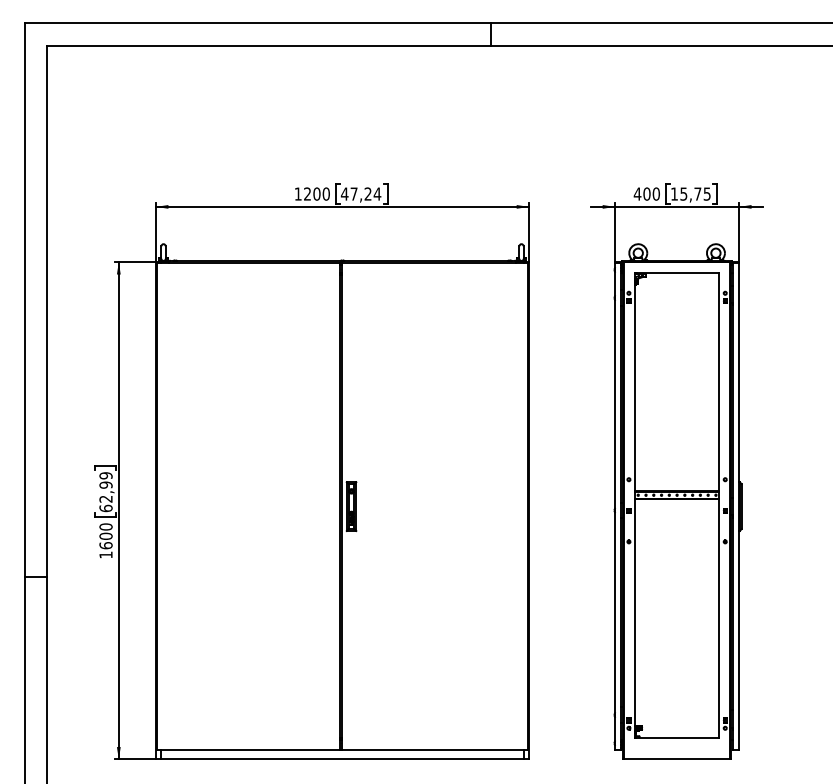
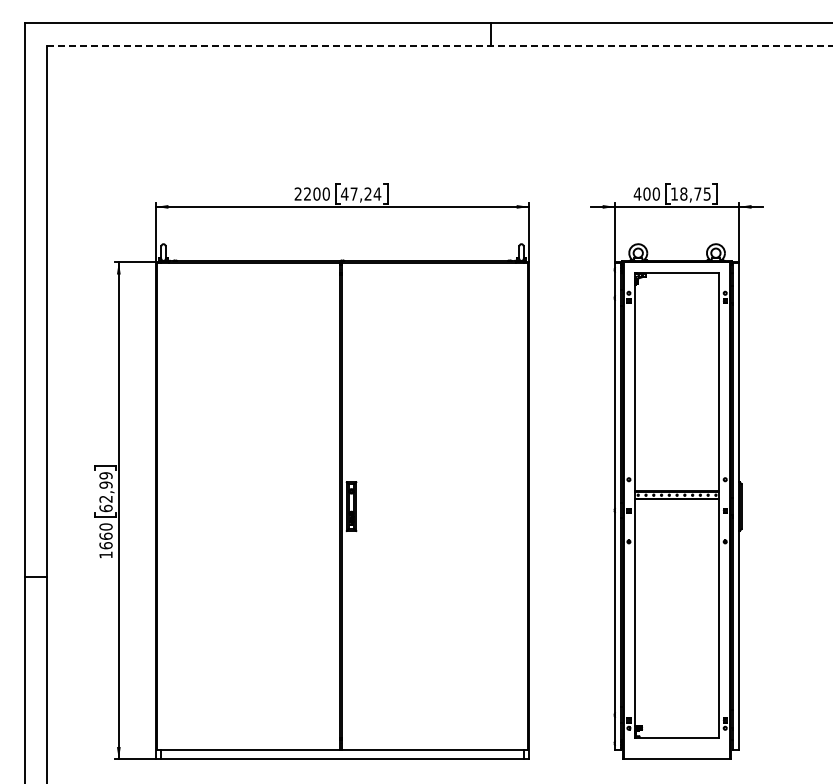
line: solid -> dashed (440, 45)
text: 1200 -> 2200 (297, 193)
text: 15,75 -> 18,75 (683, 193)
text: 1600 -> 1660 (105, 535)
